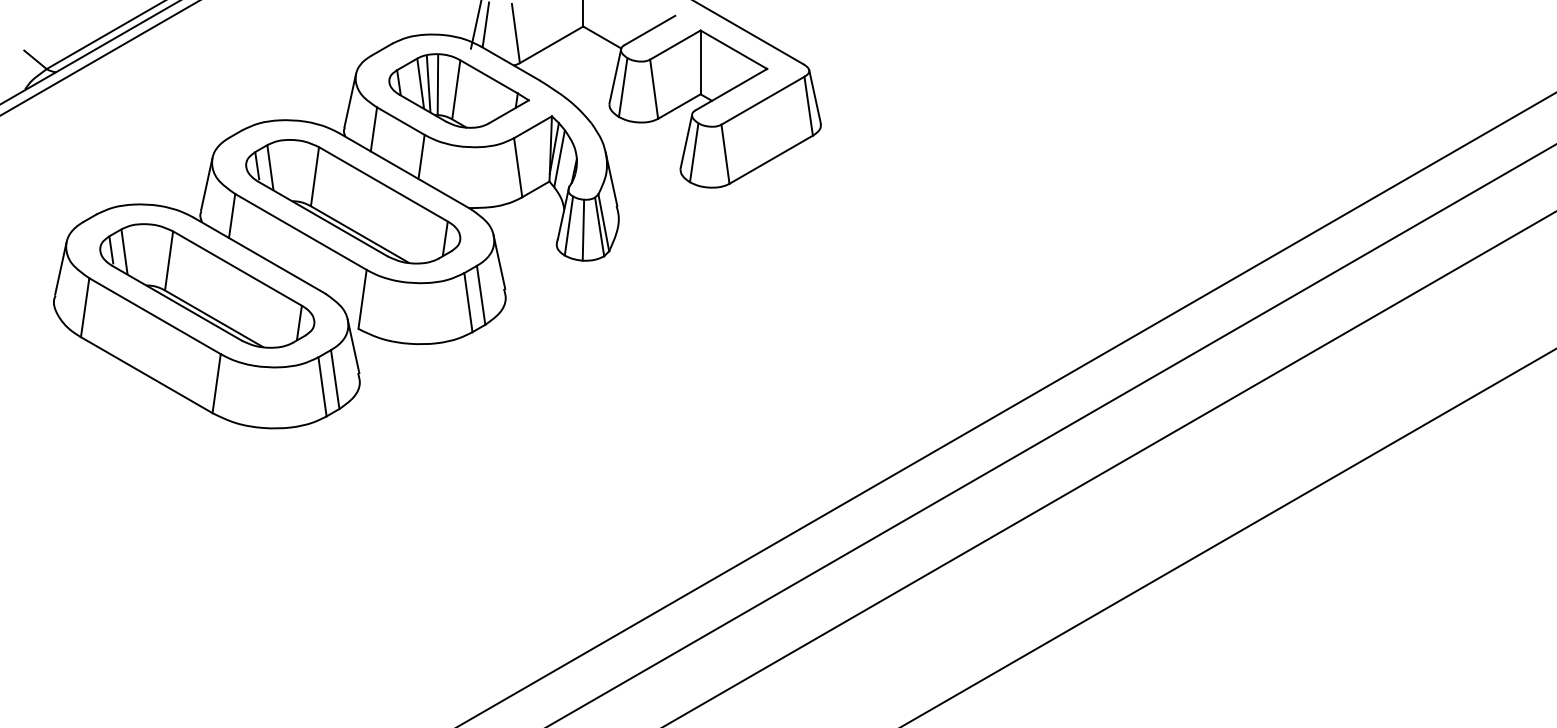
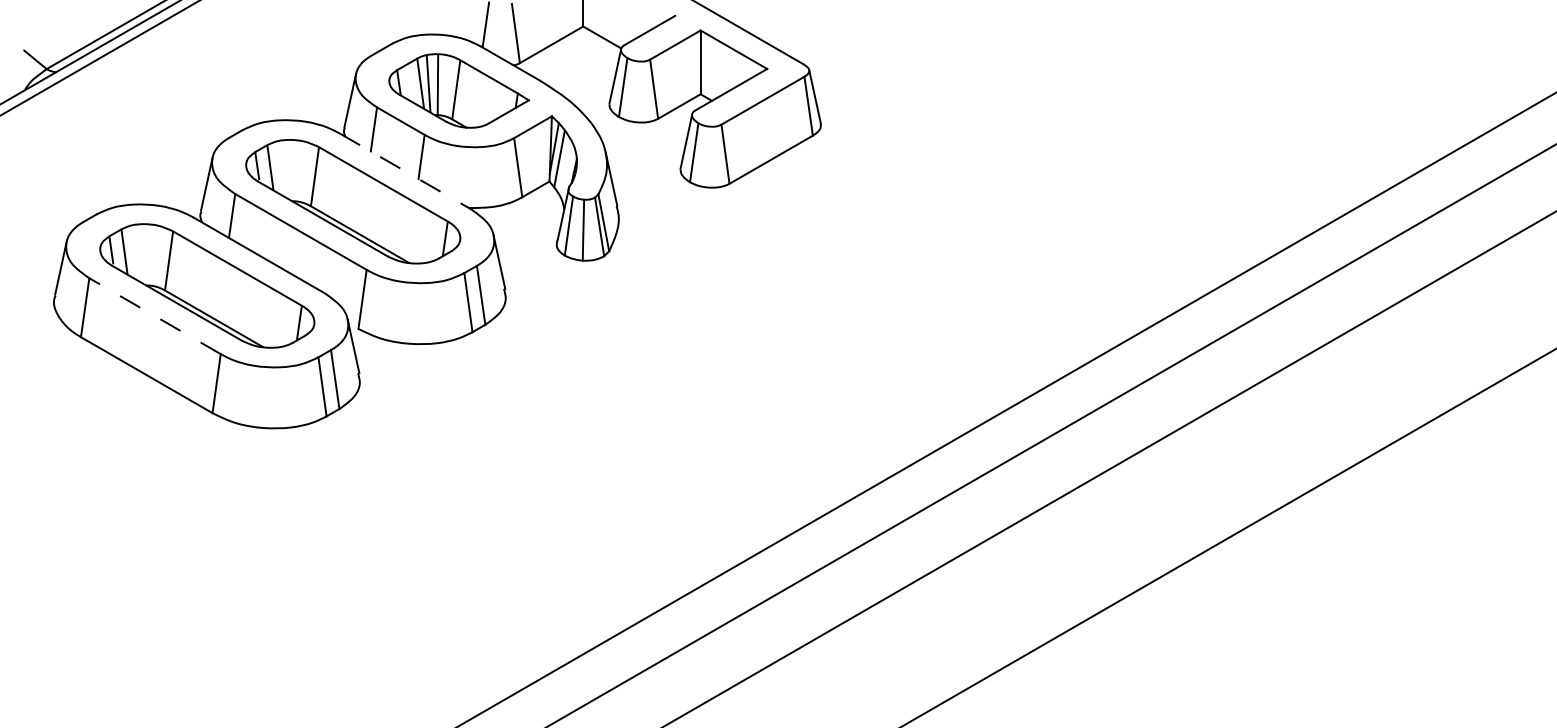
line: present -> none (475, 25)
line: solid -> dashed (405, 171)
line: solid -> dashed (155, 316)
